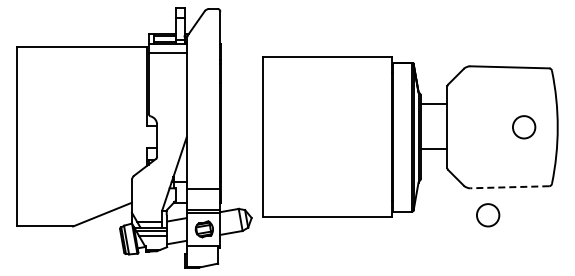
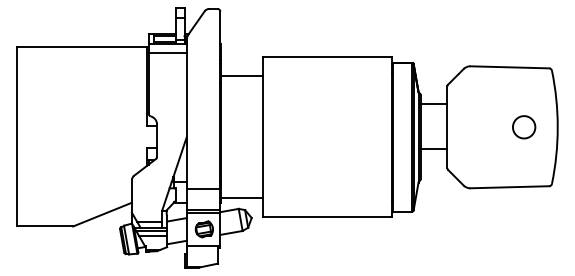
line: none -> present (241, 76)
line: dashed -> solid (509, 187)
line: none -> present (241, 198)
circle: present -> none (488, 215)
